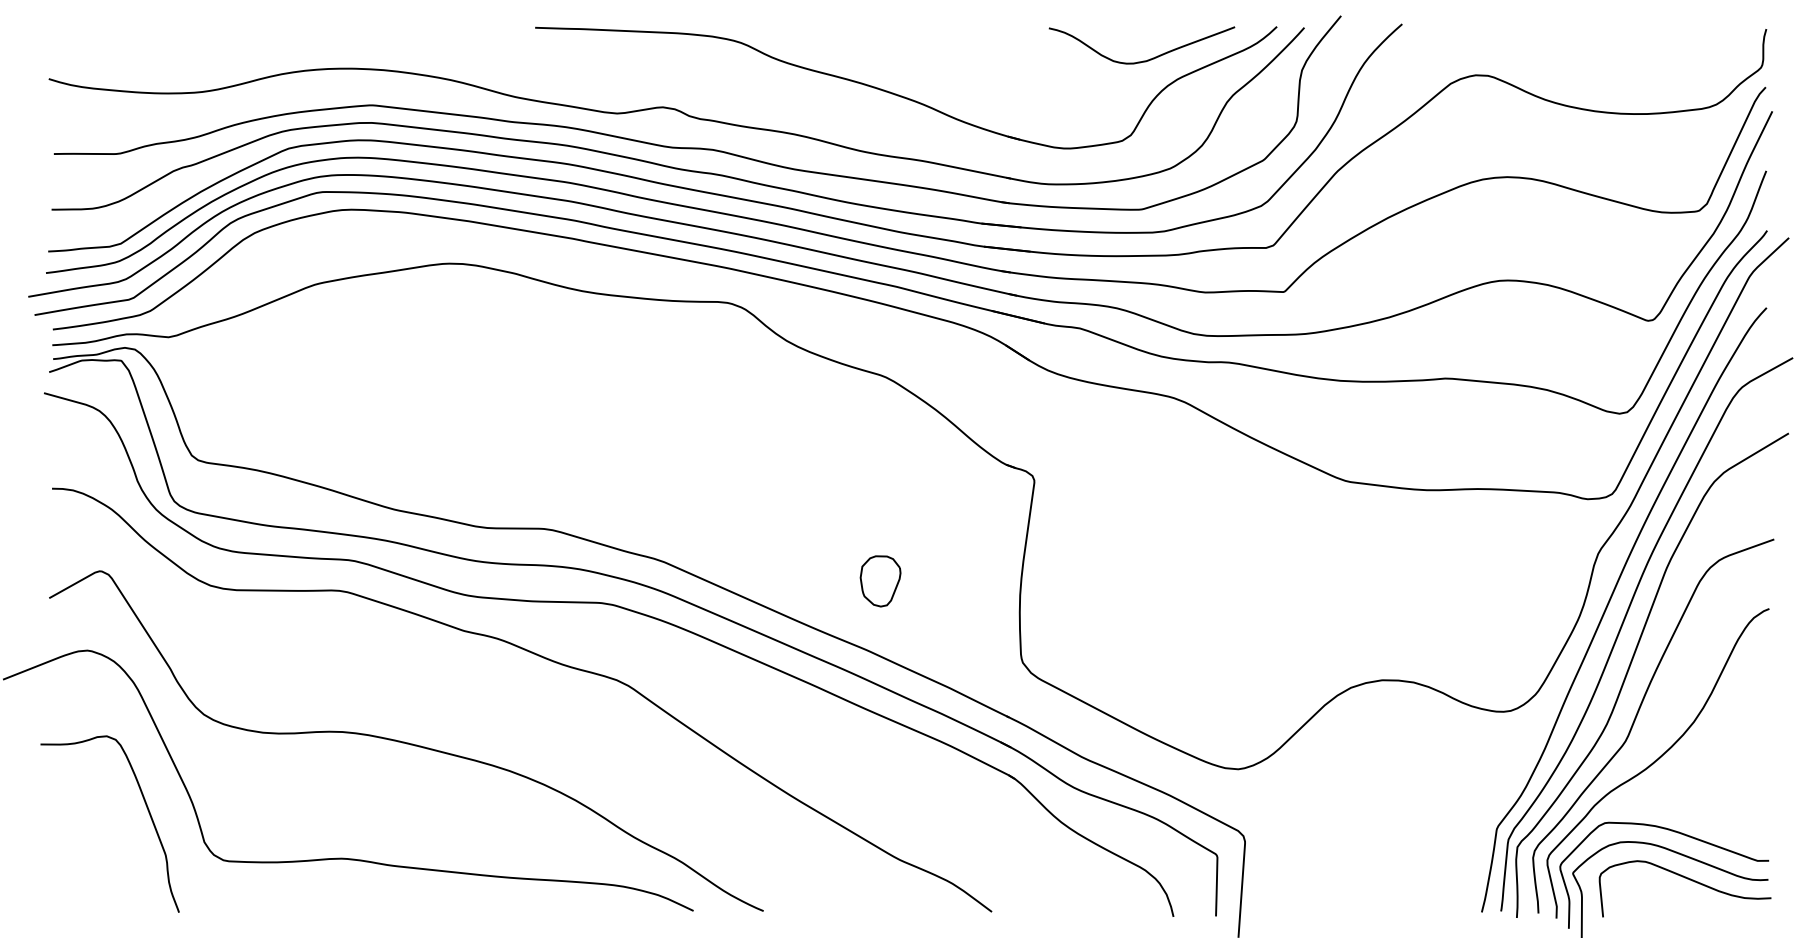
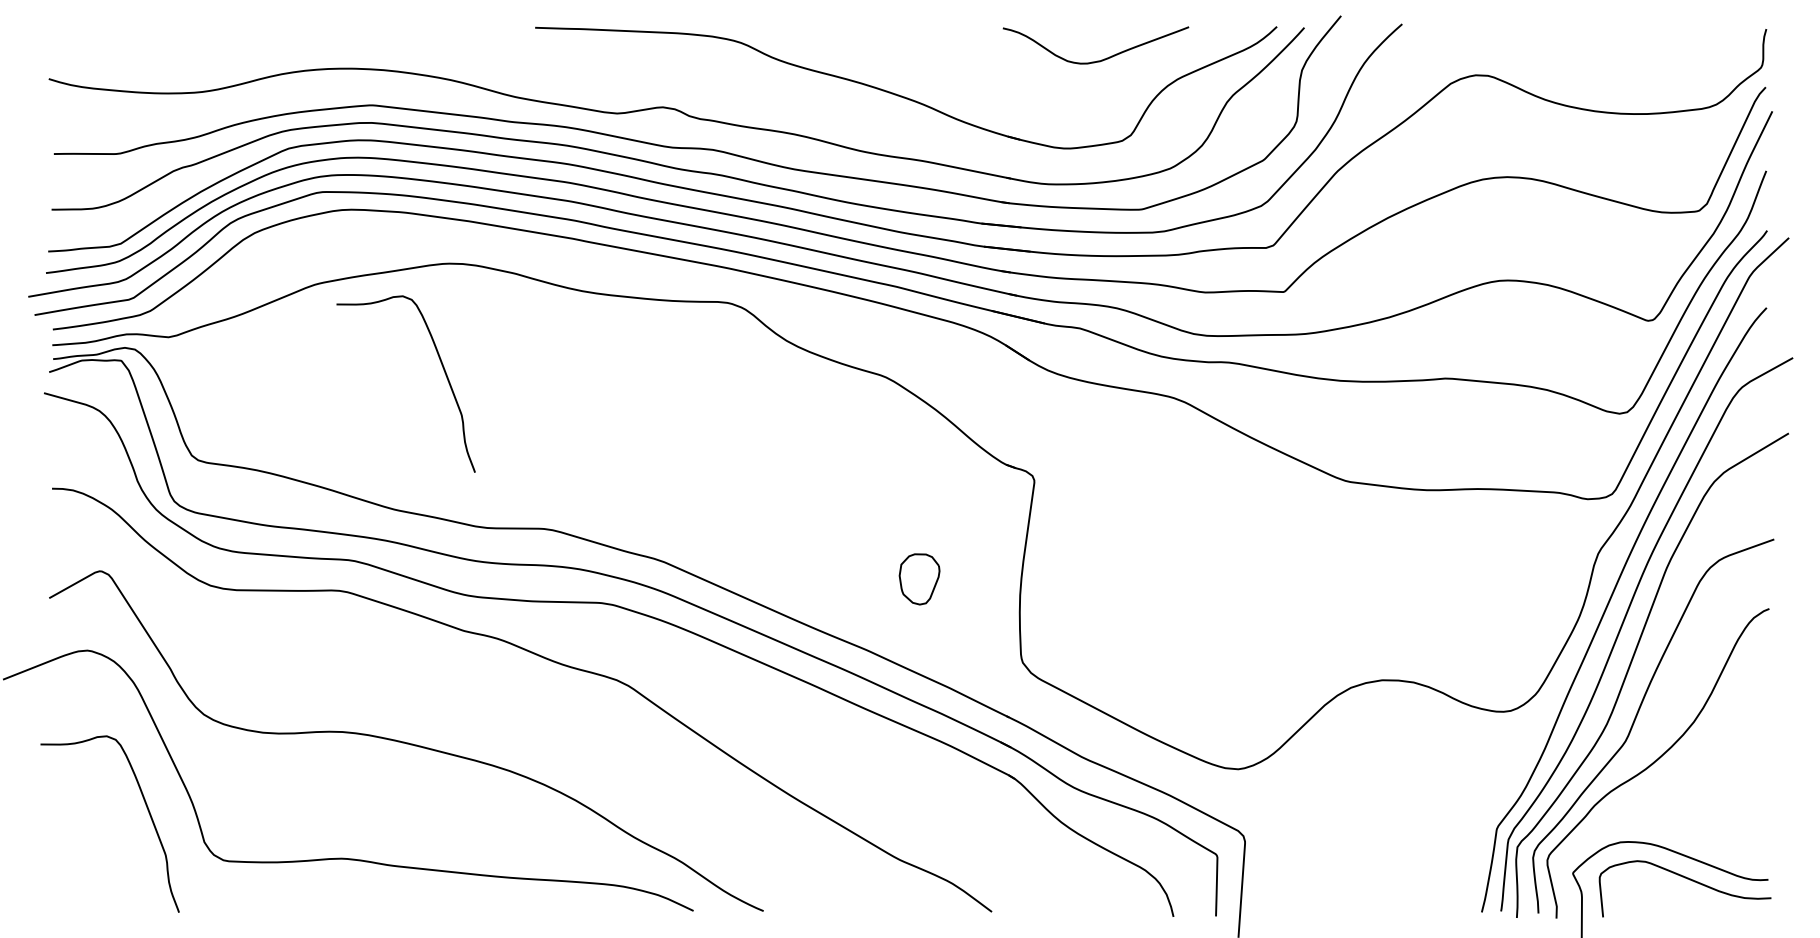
curve position: (1143, 60) -> (1097, 60) (1097, 60)
curve: none -> present (443, 370)
part position: (880, 581) -> (919, 579) (919, 579)
curve: present -> none (1677, 833)
